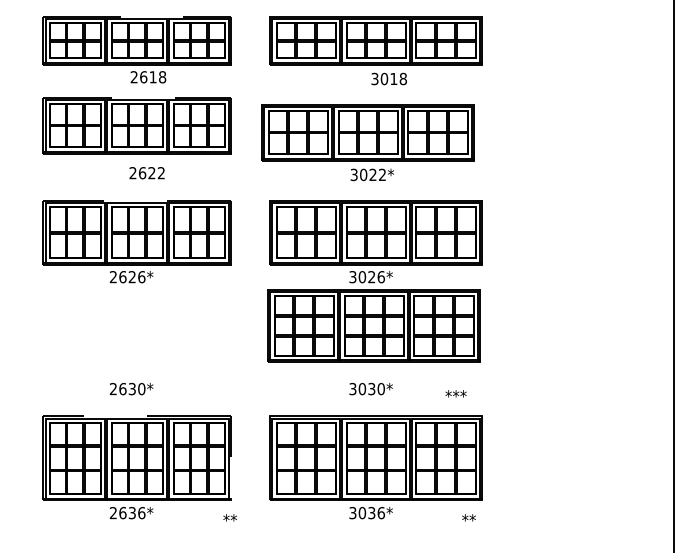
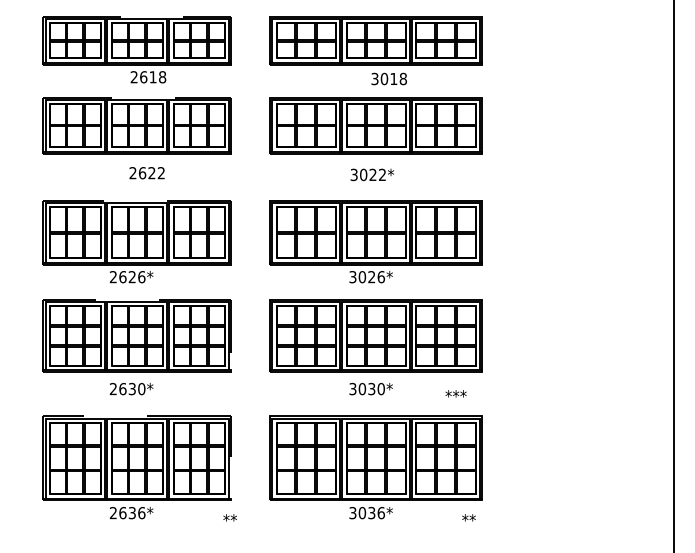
part position: (367, 132) -> (375, 125) (375, 125)
part position: (373, 325) -> (375, 335) (375, 335)
part: none -> present (136, 335)
